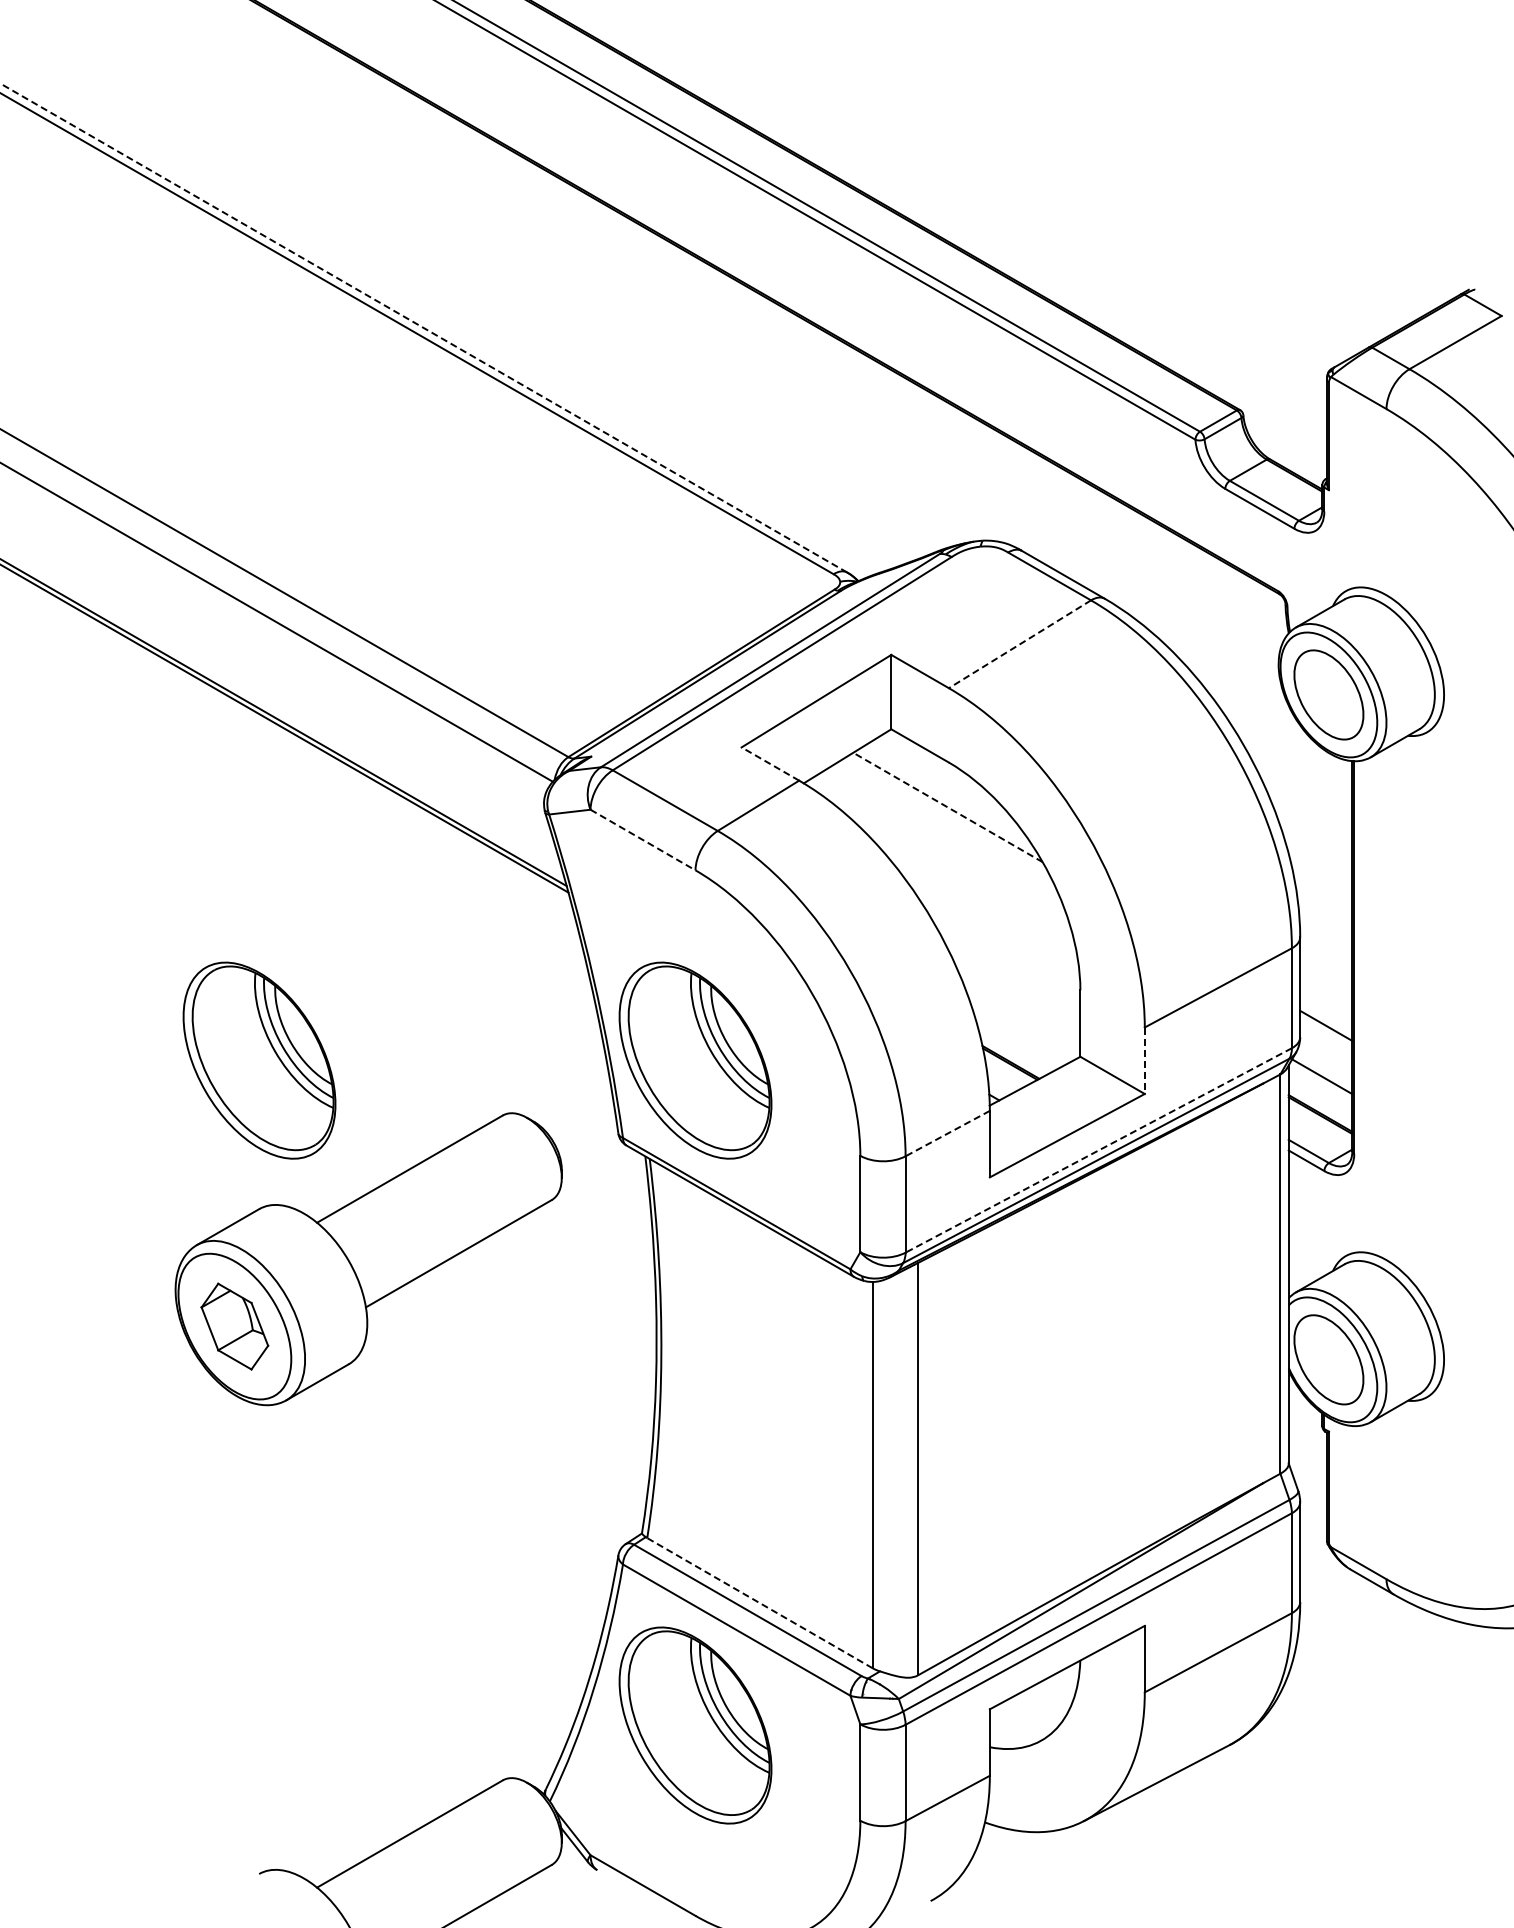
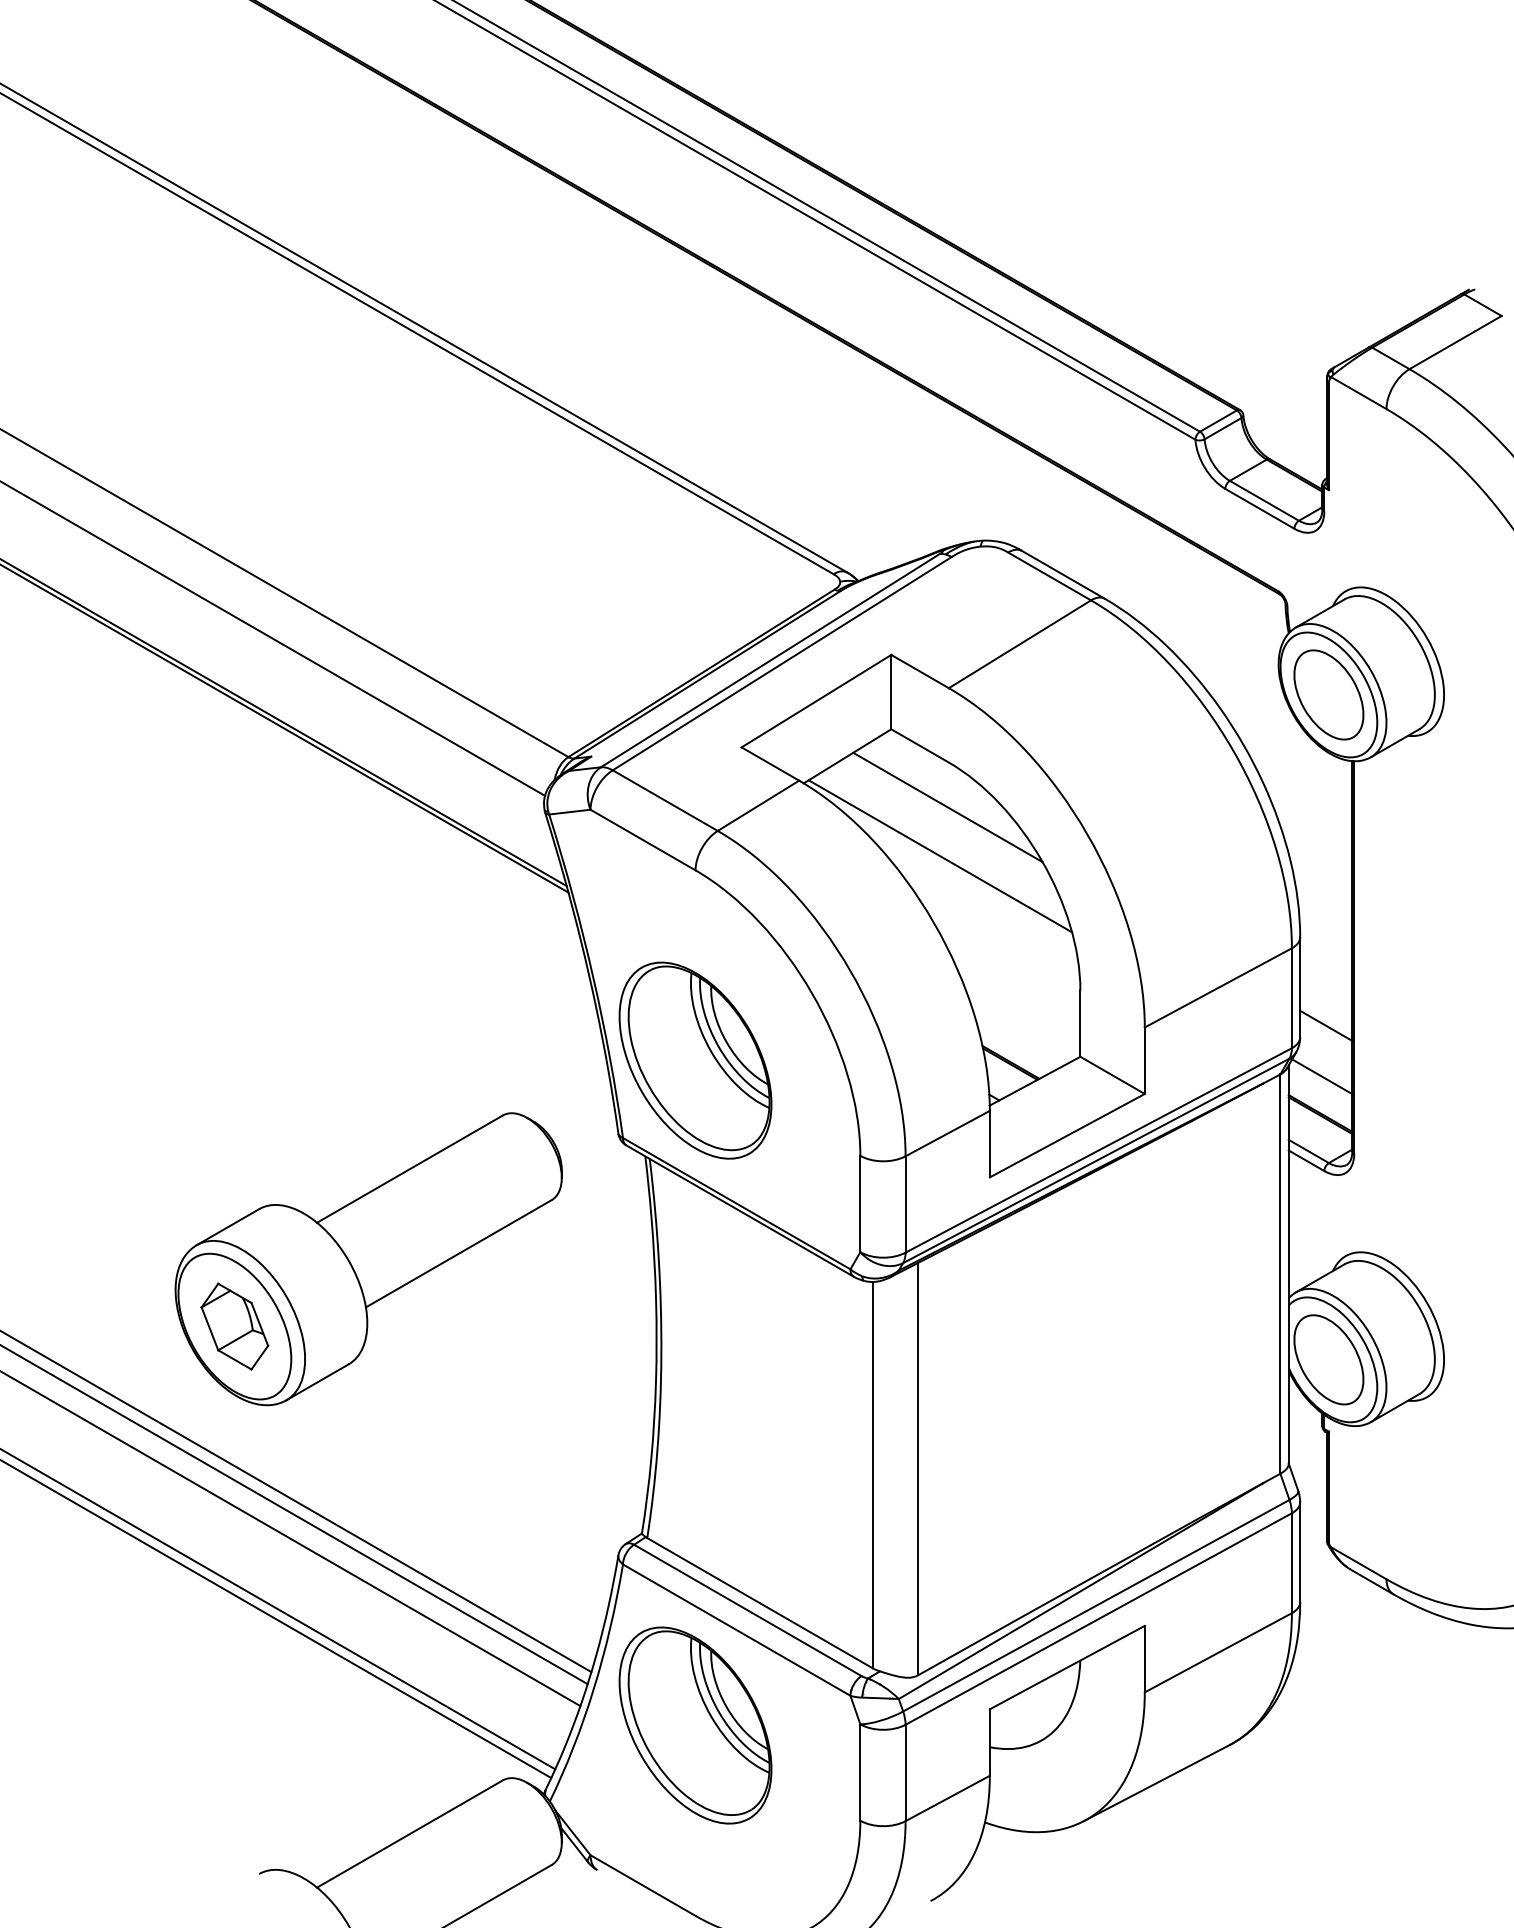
line: dashed -> solid (423, 328)
line position: (277, 622) -> (273, 638) (273, 638)
line: dashed -> solid (1019, 644)
line: dashed -> solid (769, 763)
line: dashed -> solid (947, 807)
line: dashed -> solid (643, 840)
line: none -> present (940, 856)
part: present -> none (259, 1060)
line: dashed -> solid (1144, 1061)
line: dashed -> solid (947, 1133)
line: dashed -> solid (1098, 1150)
line: none -> present (296, 1502)
line: none -> present (294, 1515)
line: none -> present (291, 1539)
line: dashed -> solid (759, 1602)
line: none -> present (278, 1609)
line: none -> present (276, 1619)
